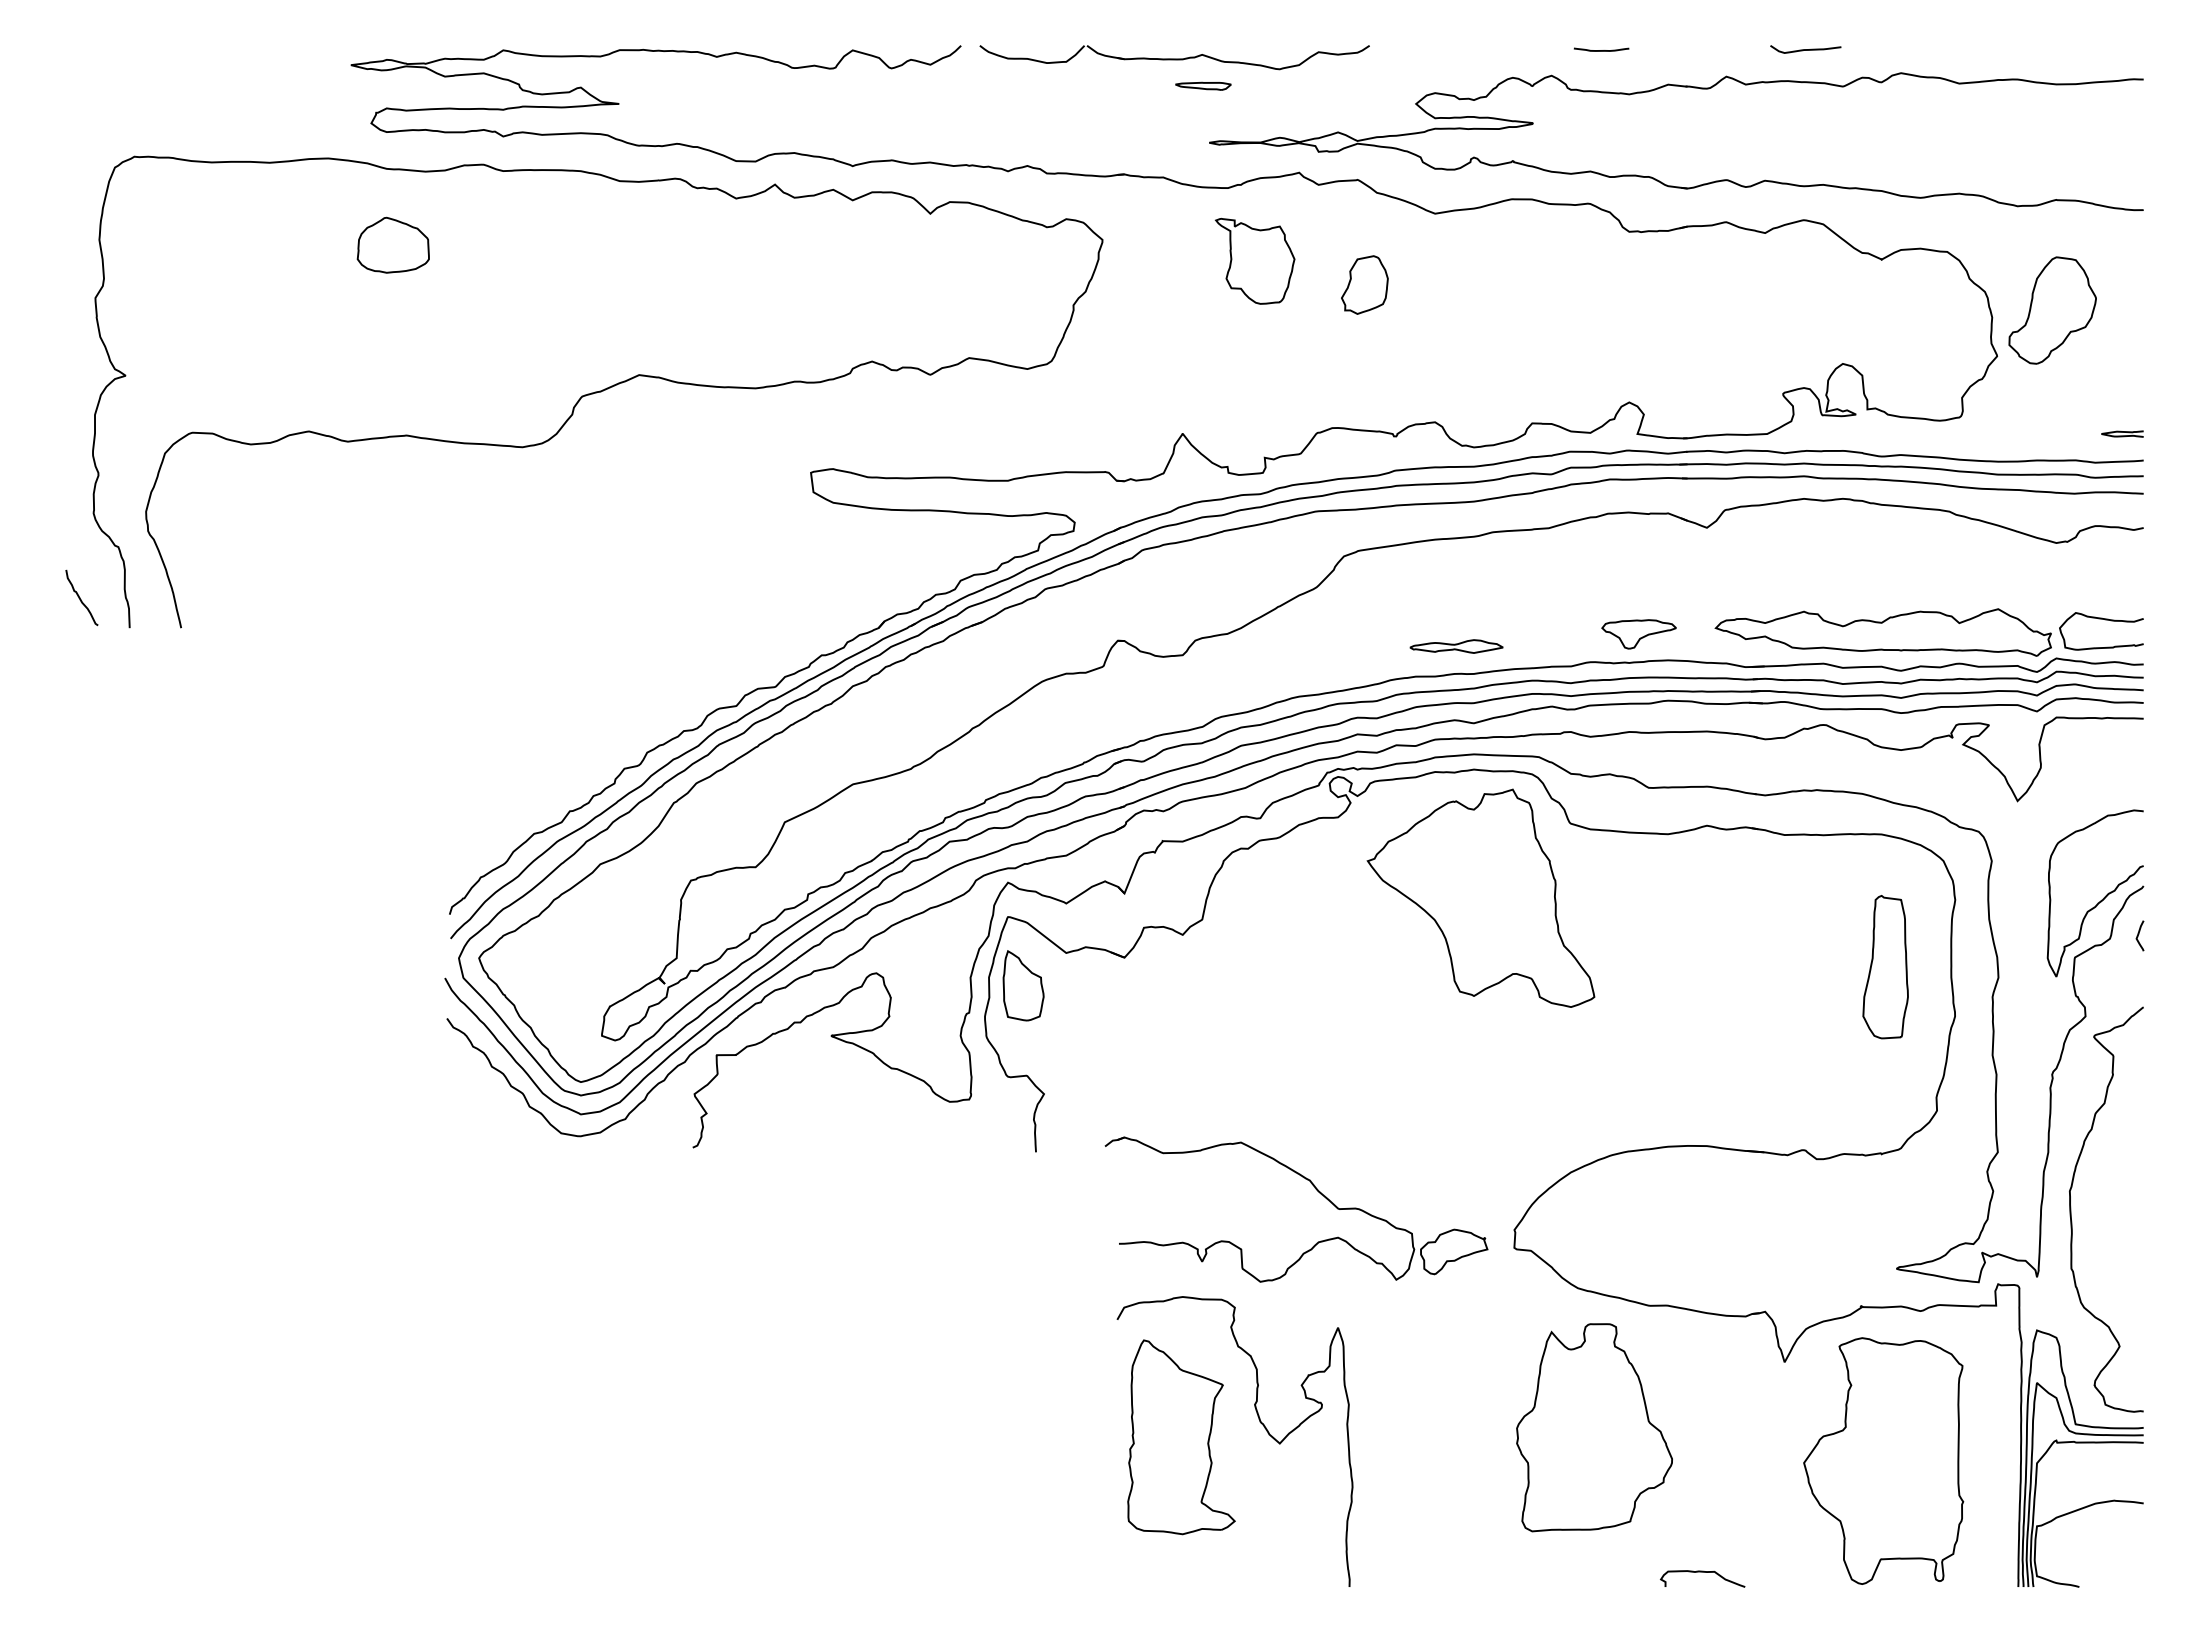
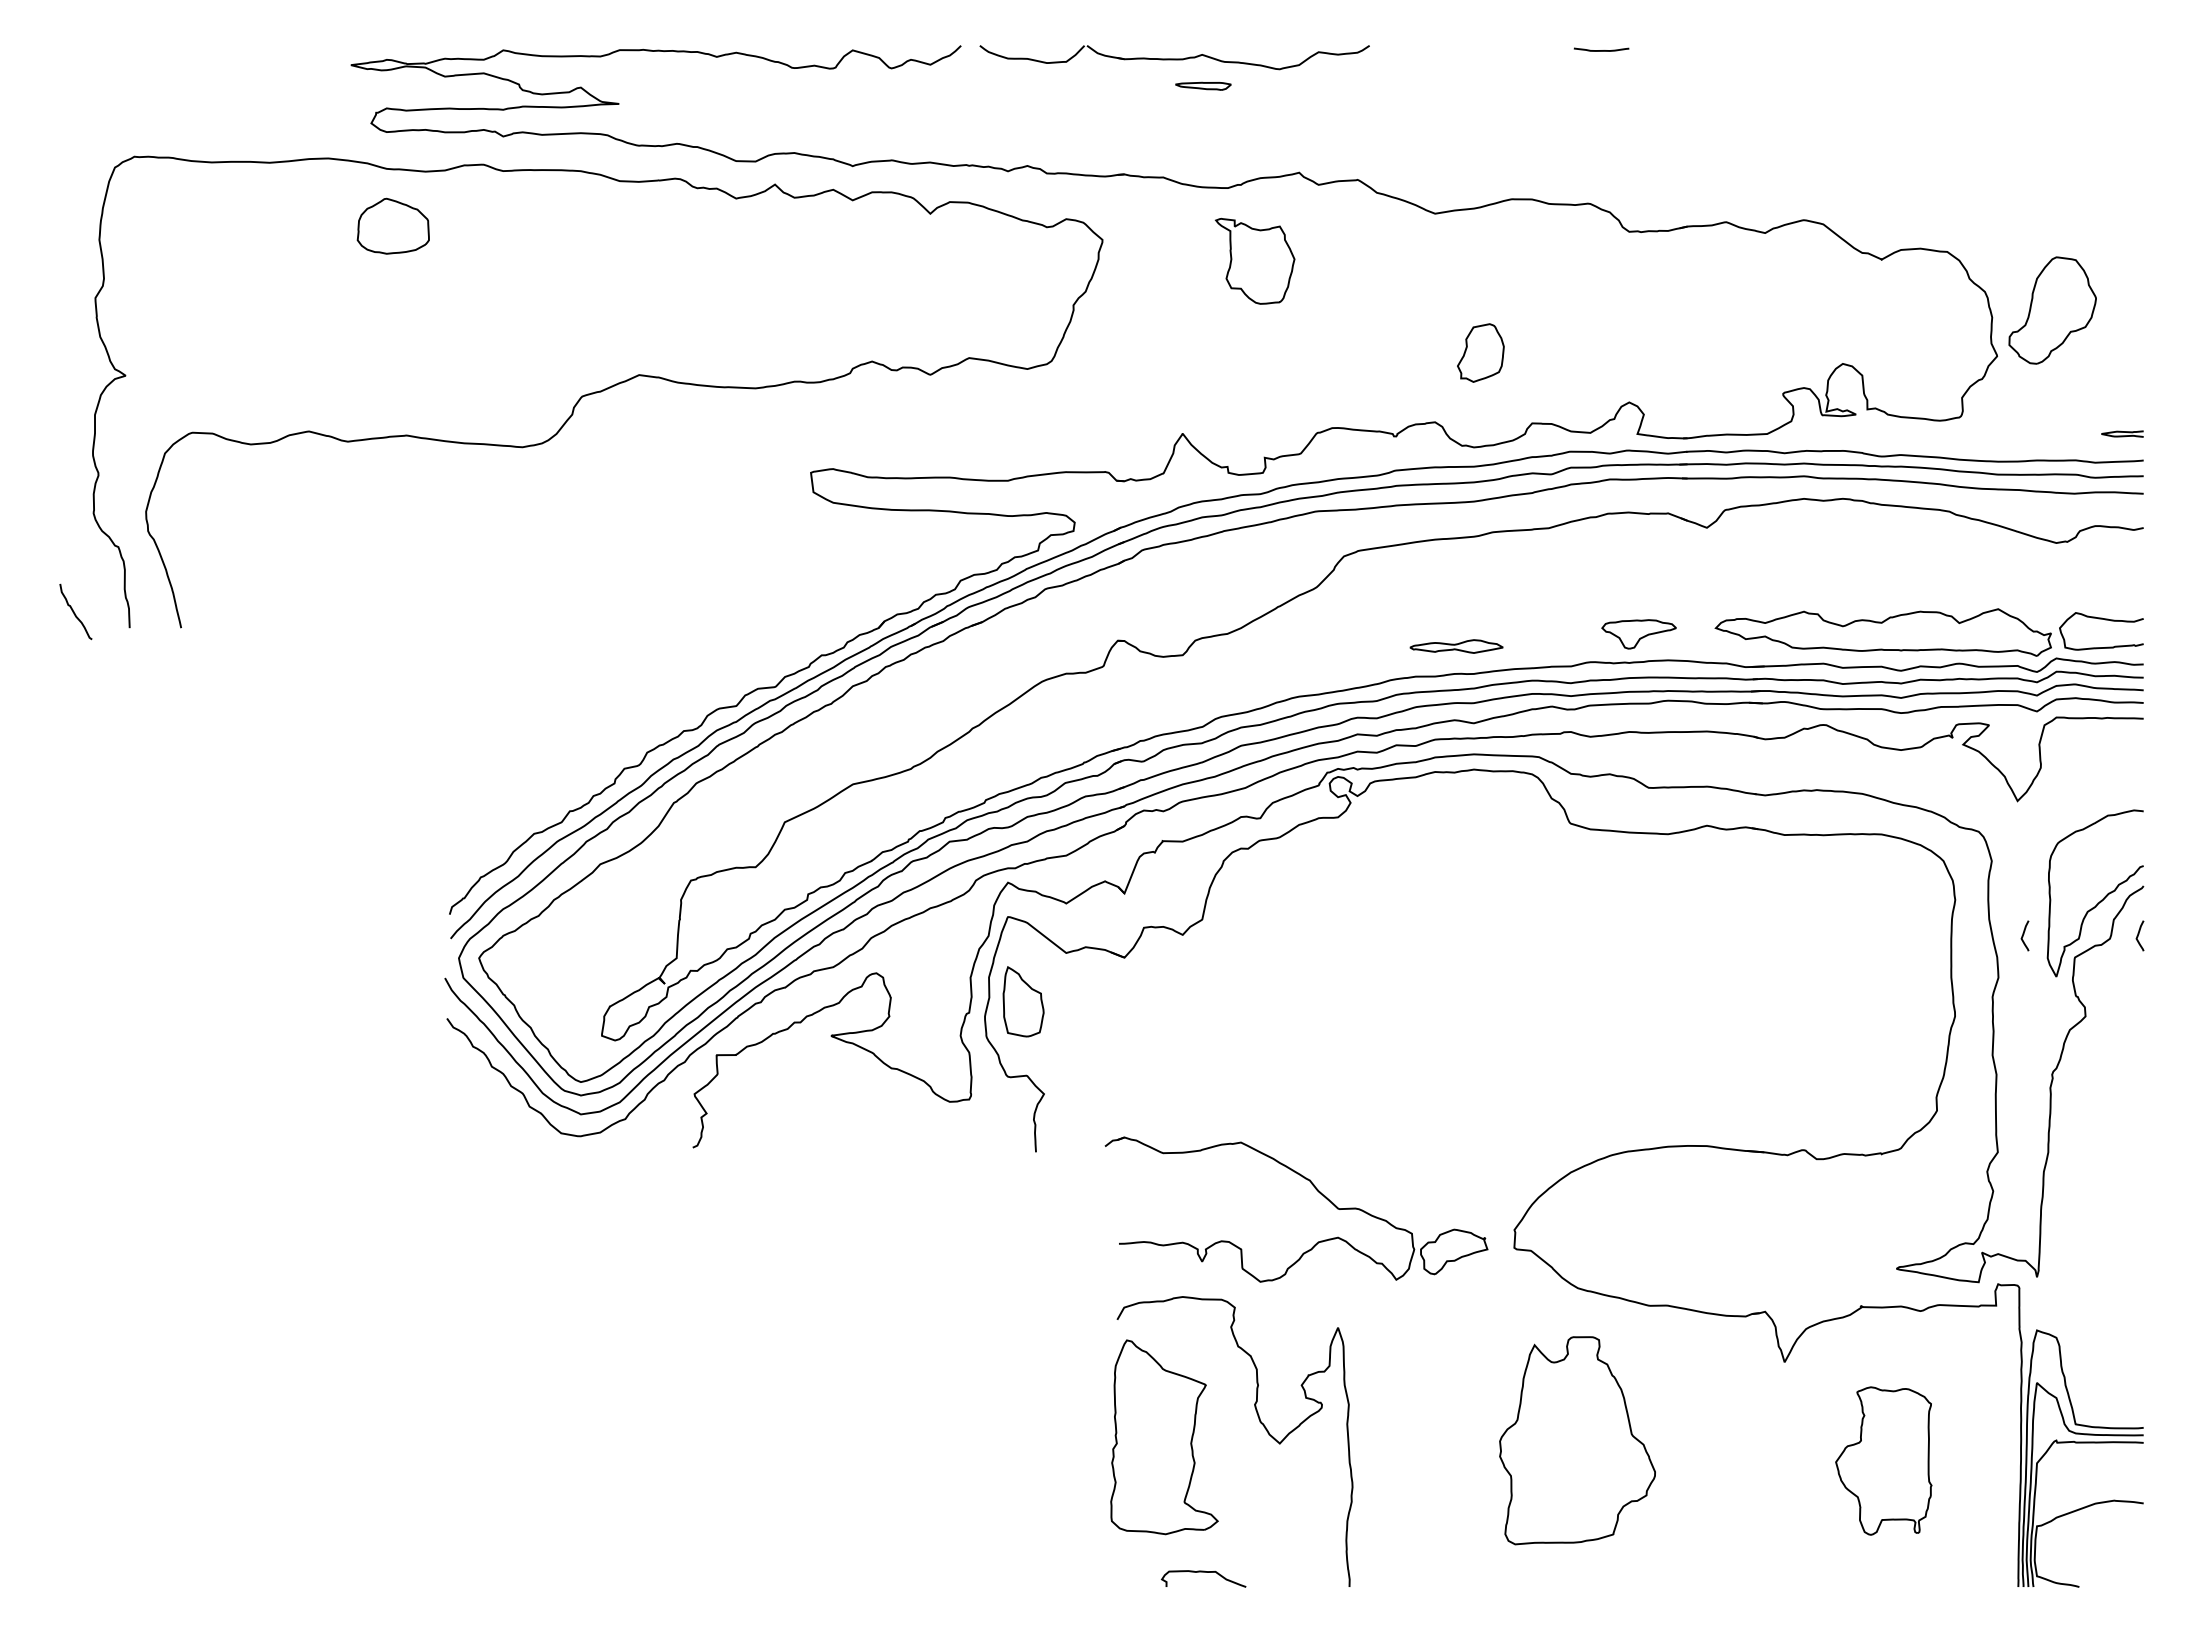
curve: present -> none (1805, 49)
part: present -> none (1657, 179)
part position: (392, 244) -> (392, 225) (392, 225)
part position: (1364, 284) -> (1480, 352) (1480, 352)
curve position: (80, 597) -> (74, 611) (74, 611)
part: present -> none (1480, 897)
curve: none -> present (2024, 934)
part: present -> none (1885, 967)
part position: (1023, 985) -> (1023, 1001) (1023, 1001)
curve: present -> none (2071, 1209)
part position: (1594, 1427) -> (1577, 1440) (1577, 1440)
part position: (1181, 1437) -> (1164, 1437) (1164, 1437)
part size: 162x248 px -> 98x150 px (1883, 1460)
curve position: (1702, 1572) -> (1203, 1572) (1203, 1572)
